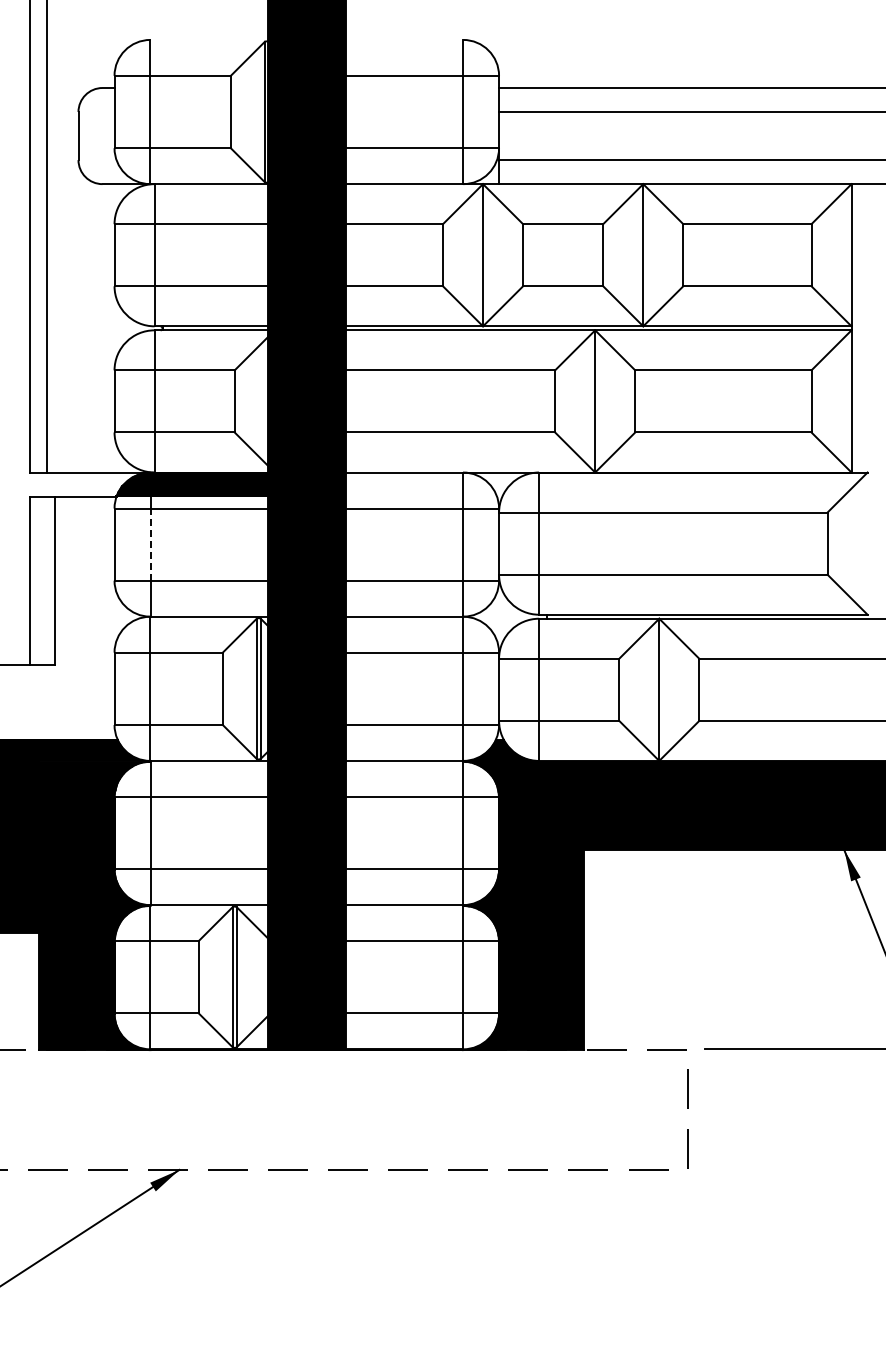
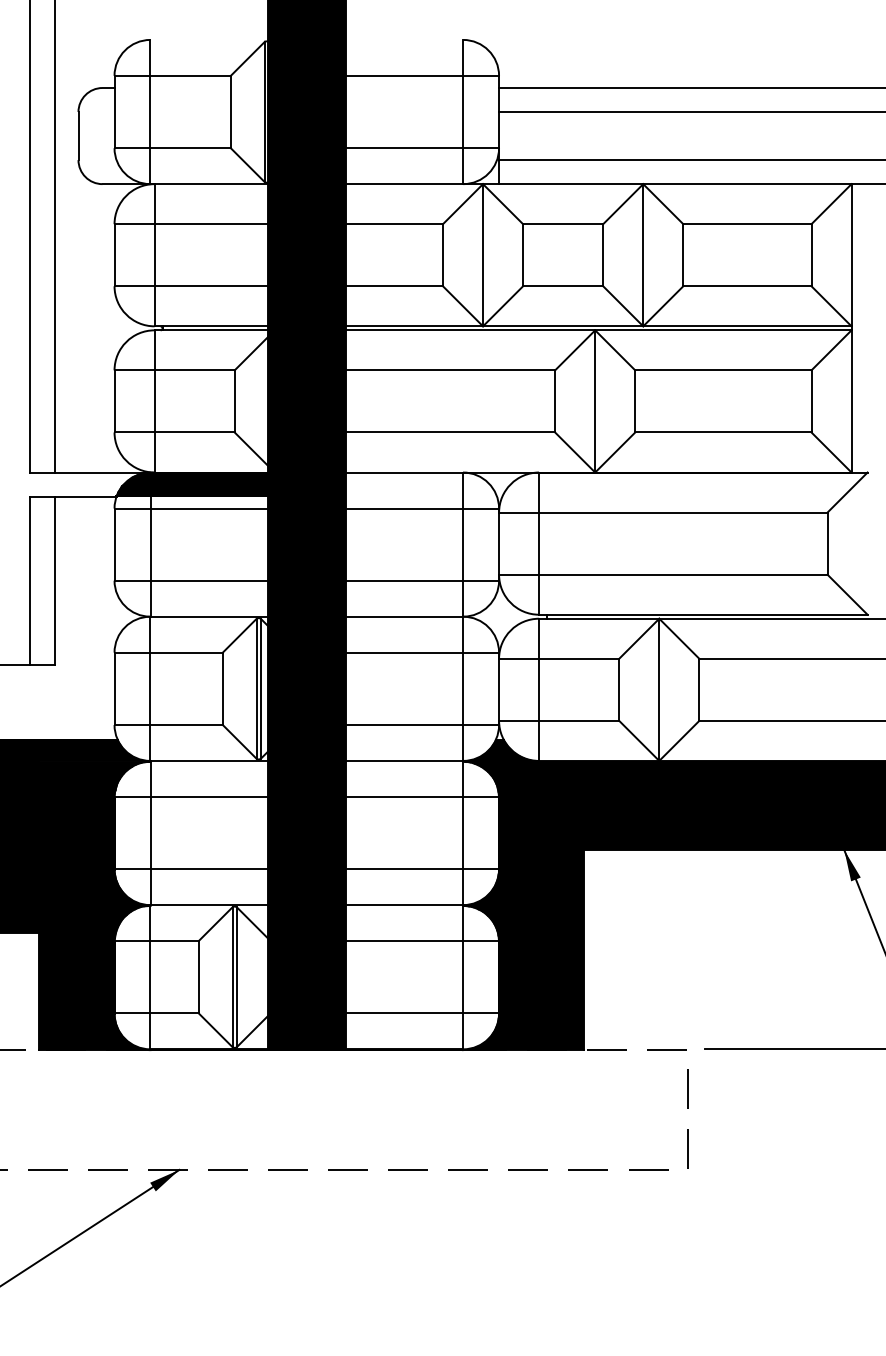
line position: (47, 237) -> (55, 237) (55, 237)
line: dashed -> solid (150, 544)
